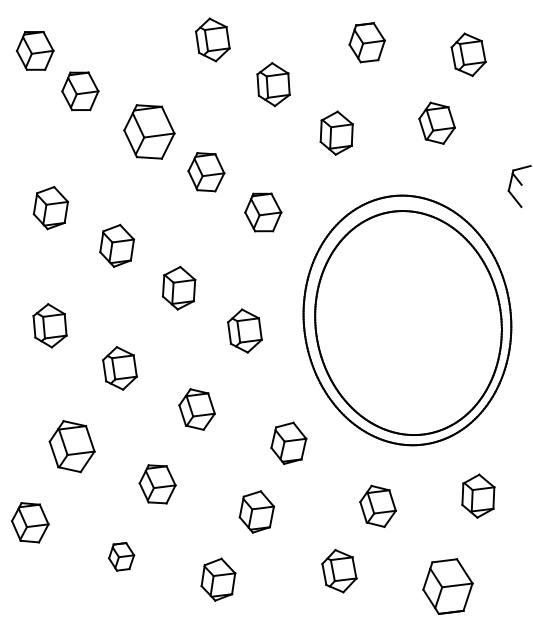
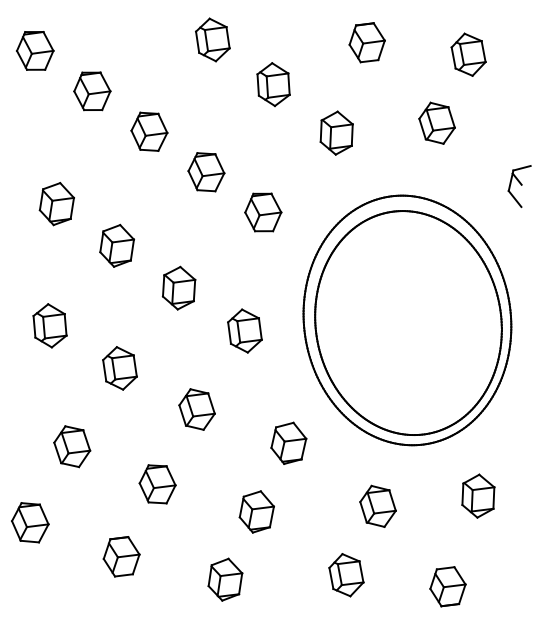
part position: (80, 91) -> (92, 91) (92, 91)
part size: 53x56 px -> 39x41 px (149, 131)
part position: (50, 208) -> (56, 204) (56, 204)
part size: 48x54 px -> 39x44 px (72, 446)
part size: 28x30 px -> 39x42 px (121, 556)
part position: (339, 571) -> (346, 575) (346, 575)
part position: (218, 579) -> (225, 579) (225, 579)
part size: 52x57 px -> 38x42 px (447, 586)
